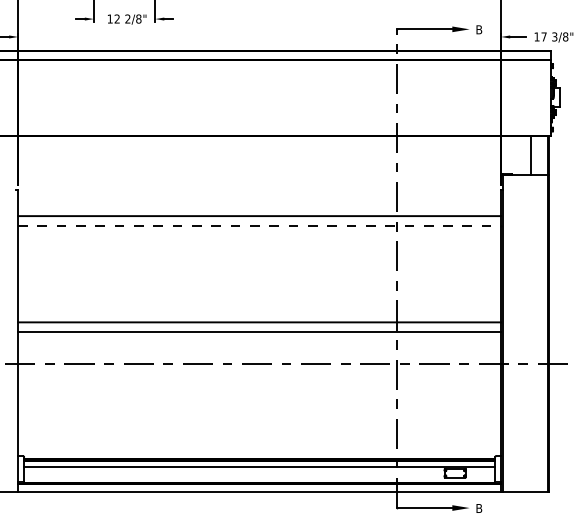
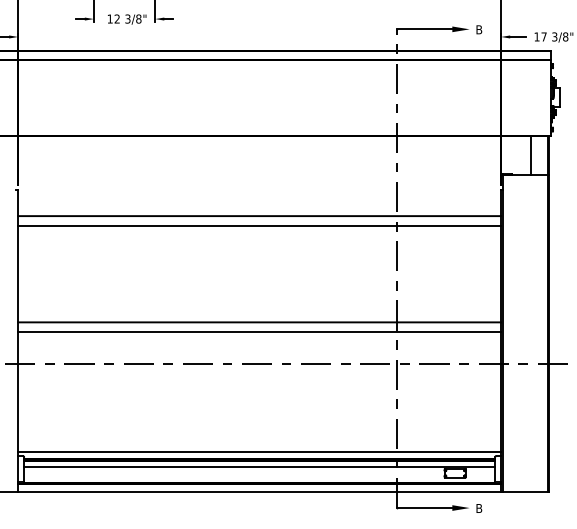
text: 2/8" -> 3/8" (127, 19)
line: dashed -> solid (260, 225)
line: none -> present (259, 451)
